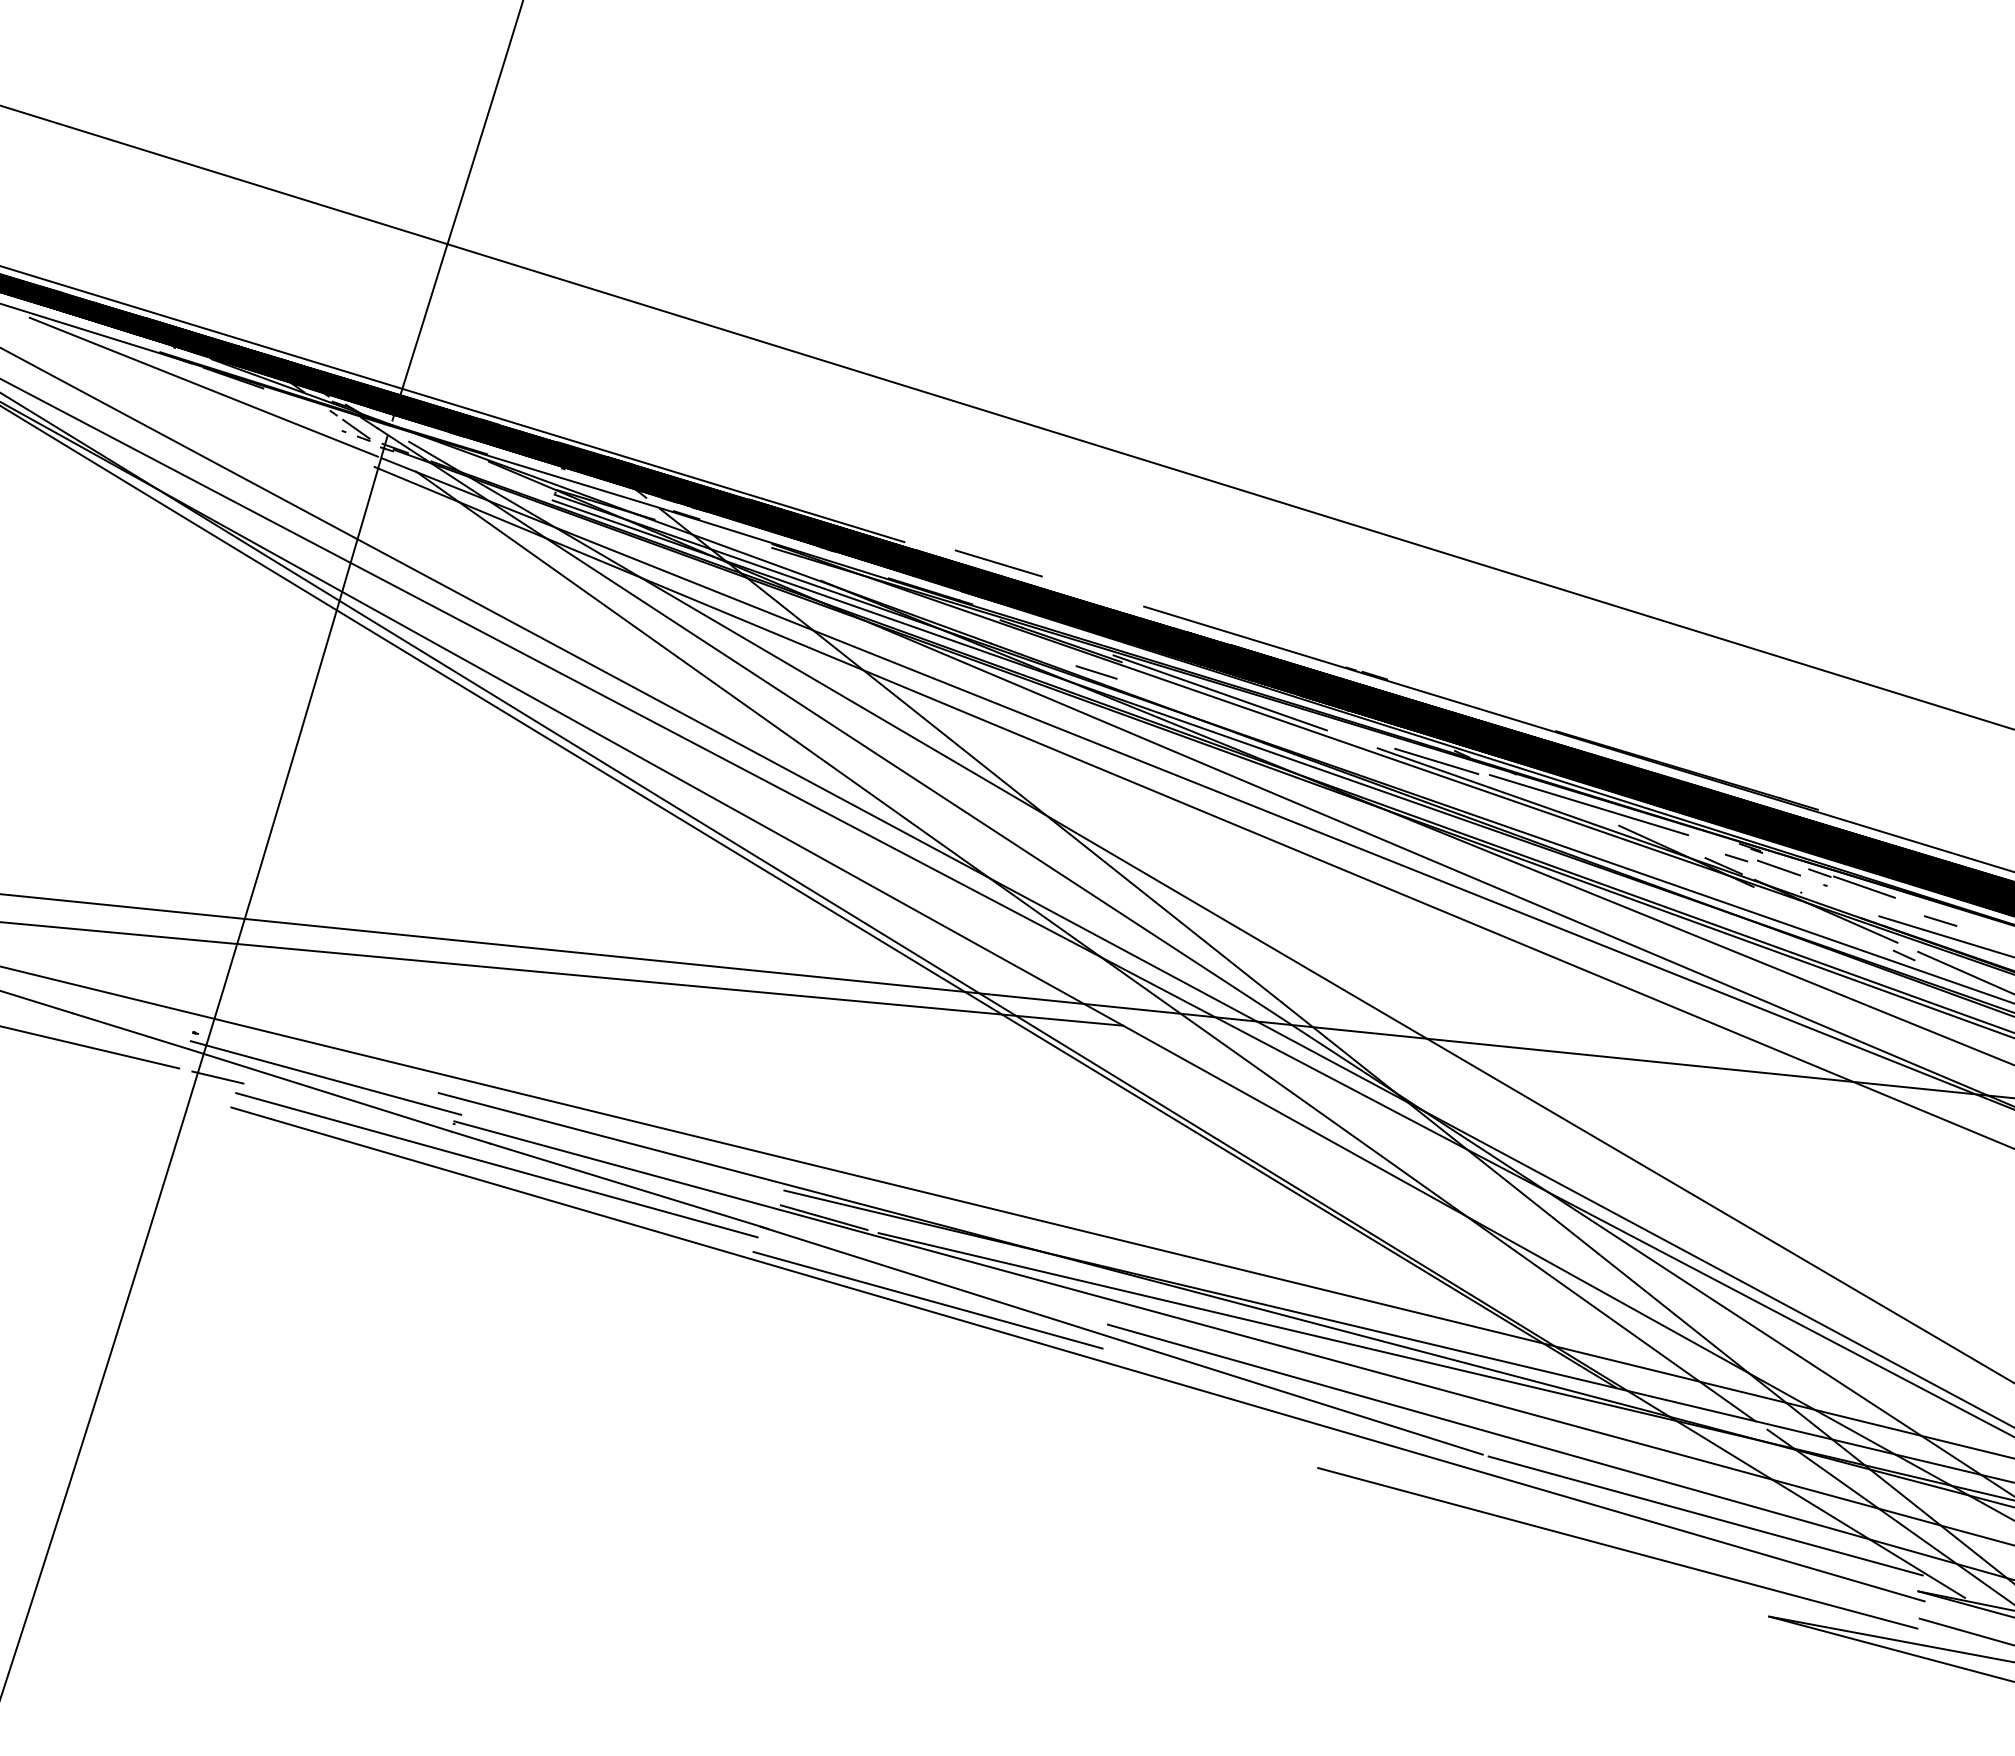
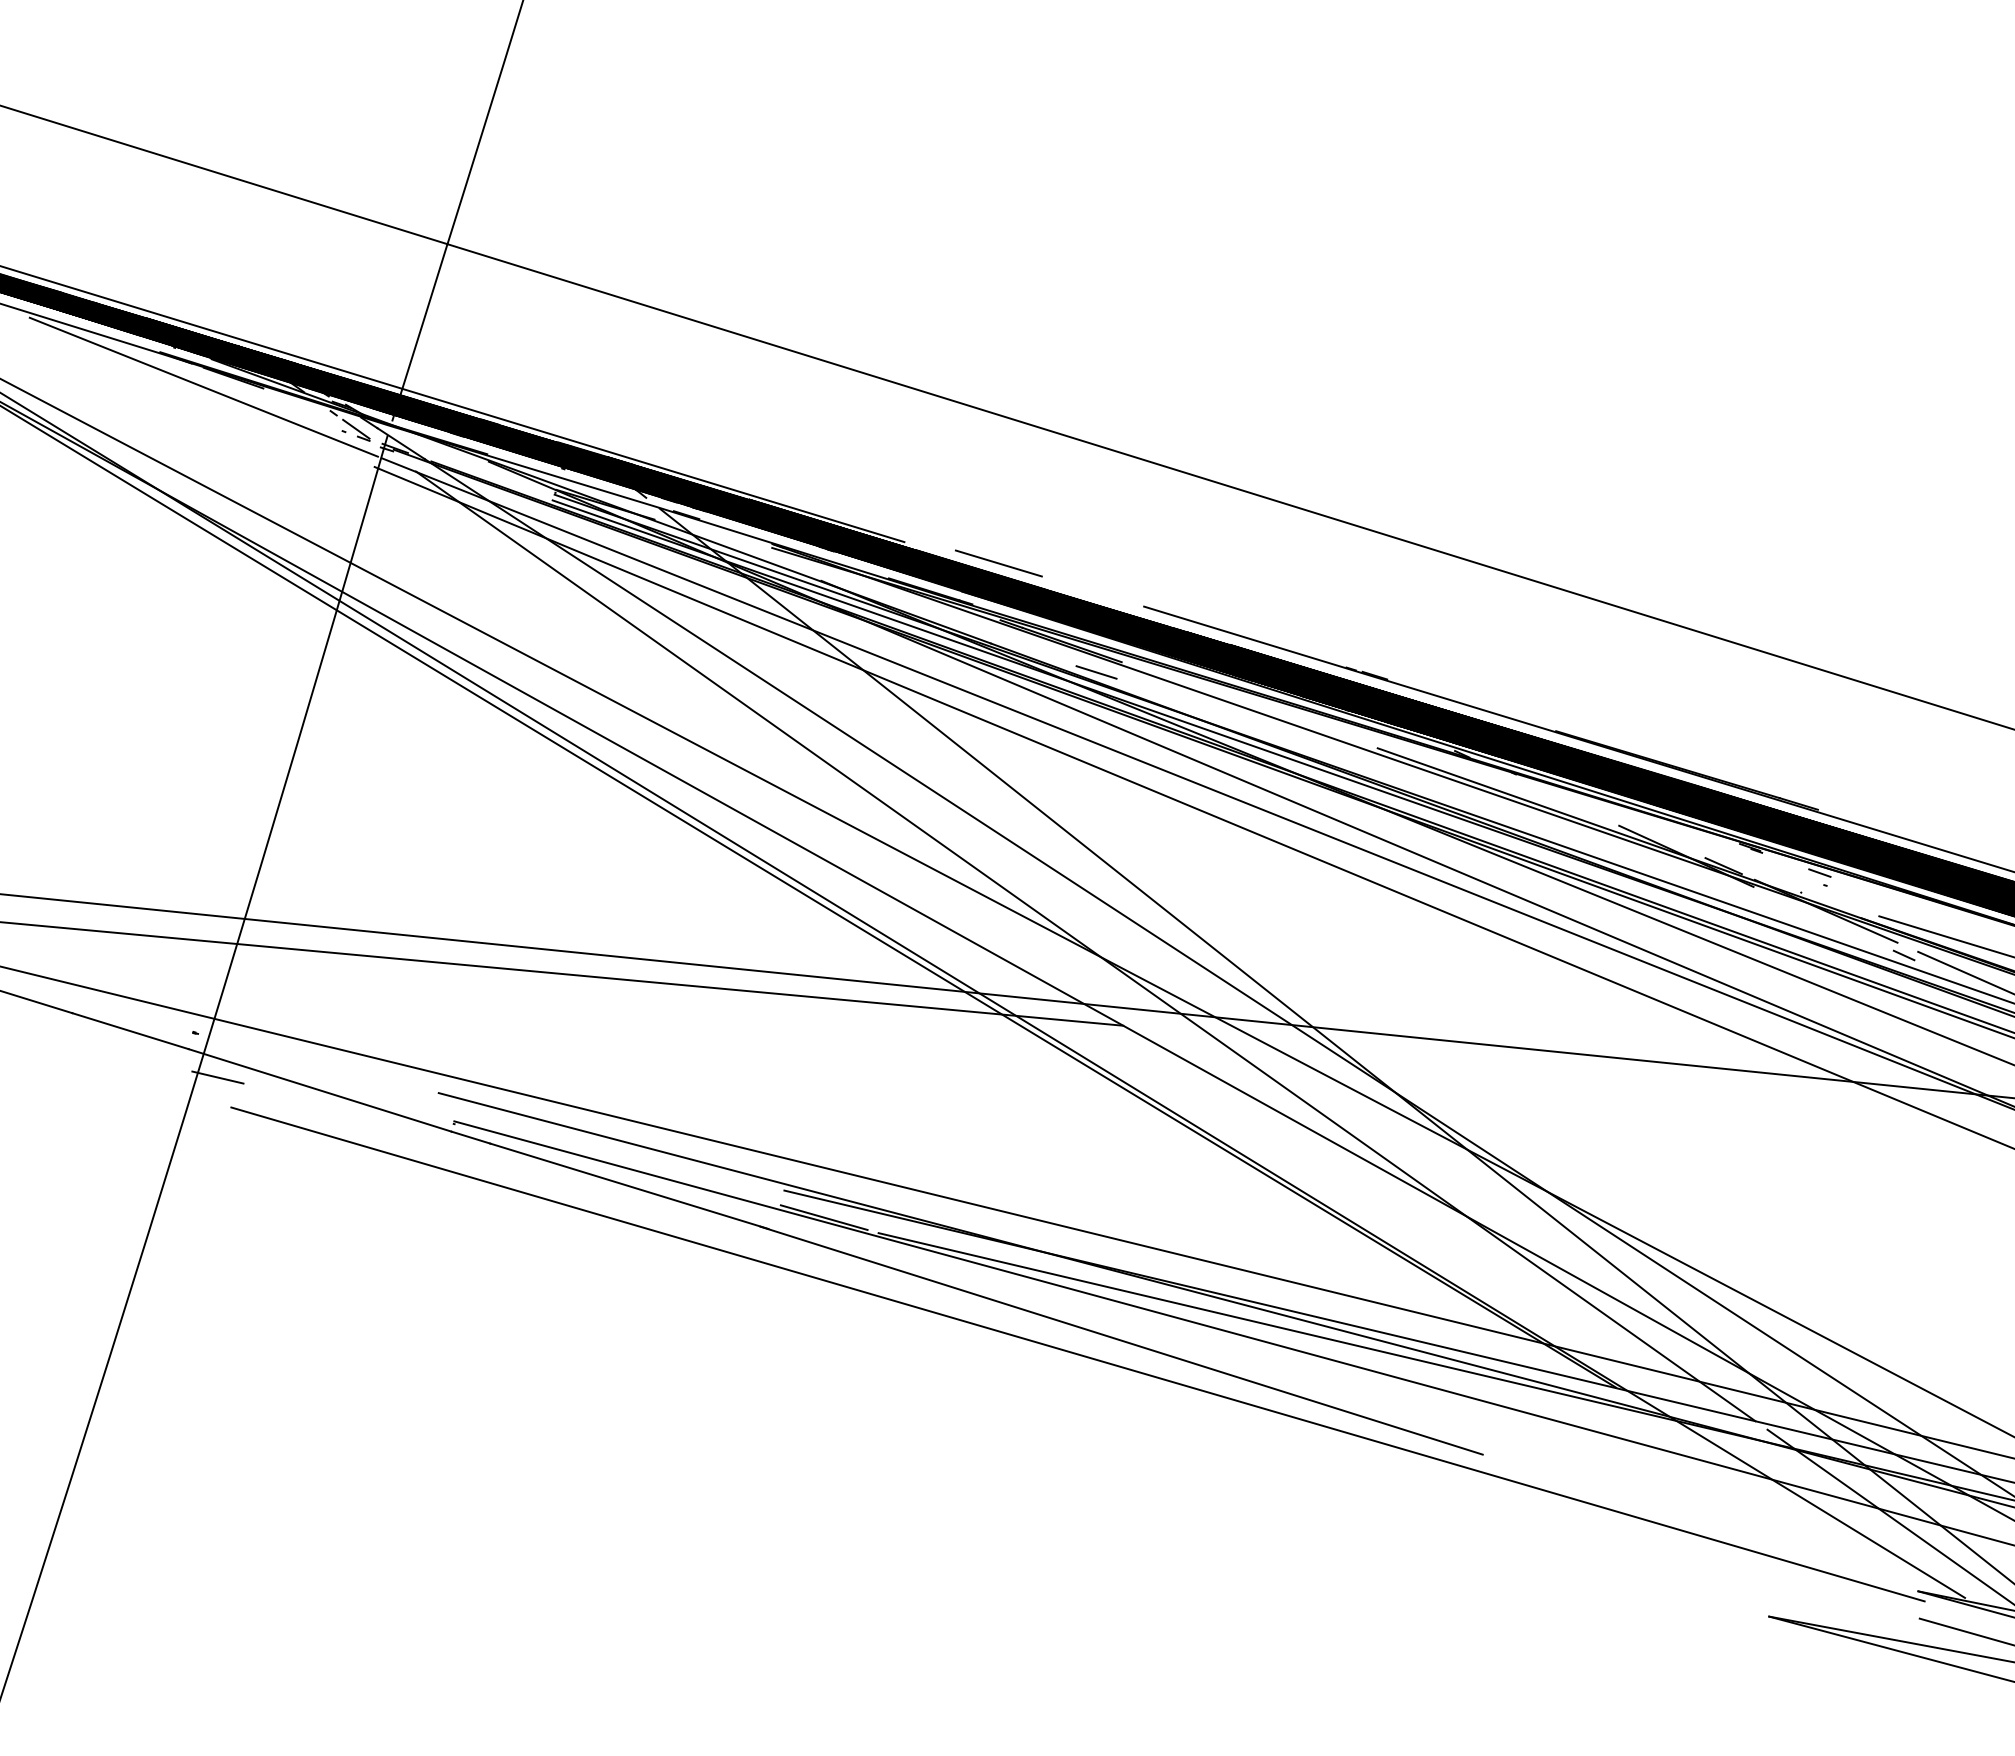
line: present -> none (1219, 692)
line: present -> none (1436, 761)
line: present -> none (1588, 805)
line: present -> none (1736, 857)
line: present -> none (1778, 867)
line: present -> none (1864, 886)
line: present -> none (1006, 887)
line: present -> none (1210, 911)
line: present -> none (1940, 920)
line: present -> none (90, 1047)
line: present -> none (325, 1077)
line: present -> none (496, 1165)
line: present -> none (927, 1300)
line: present -> none (1559, 1451)
line: present -> none (1705, 1515)
line: present -> none (1617, 1548)
